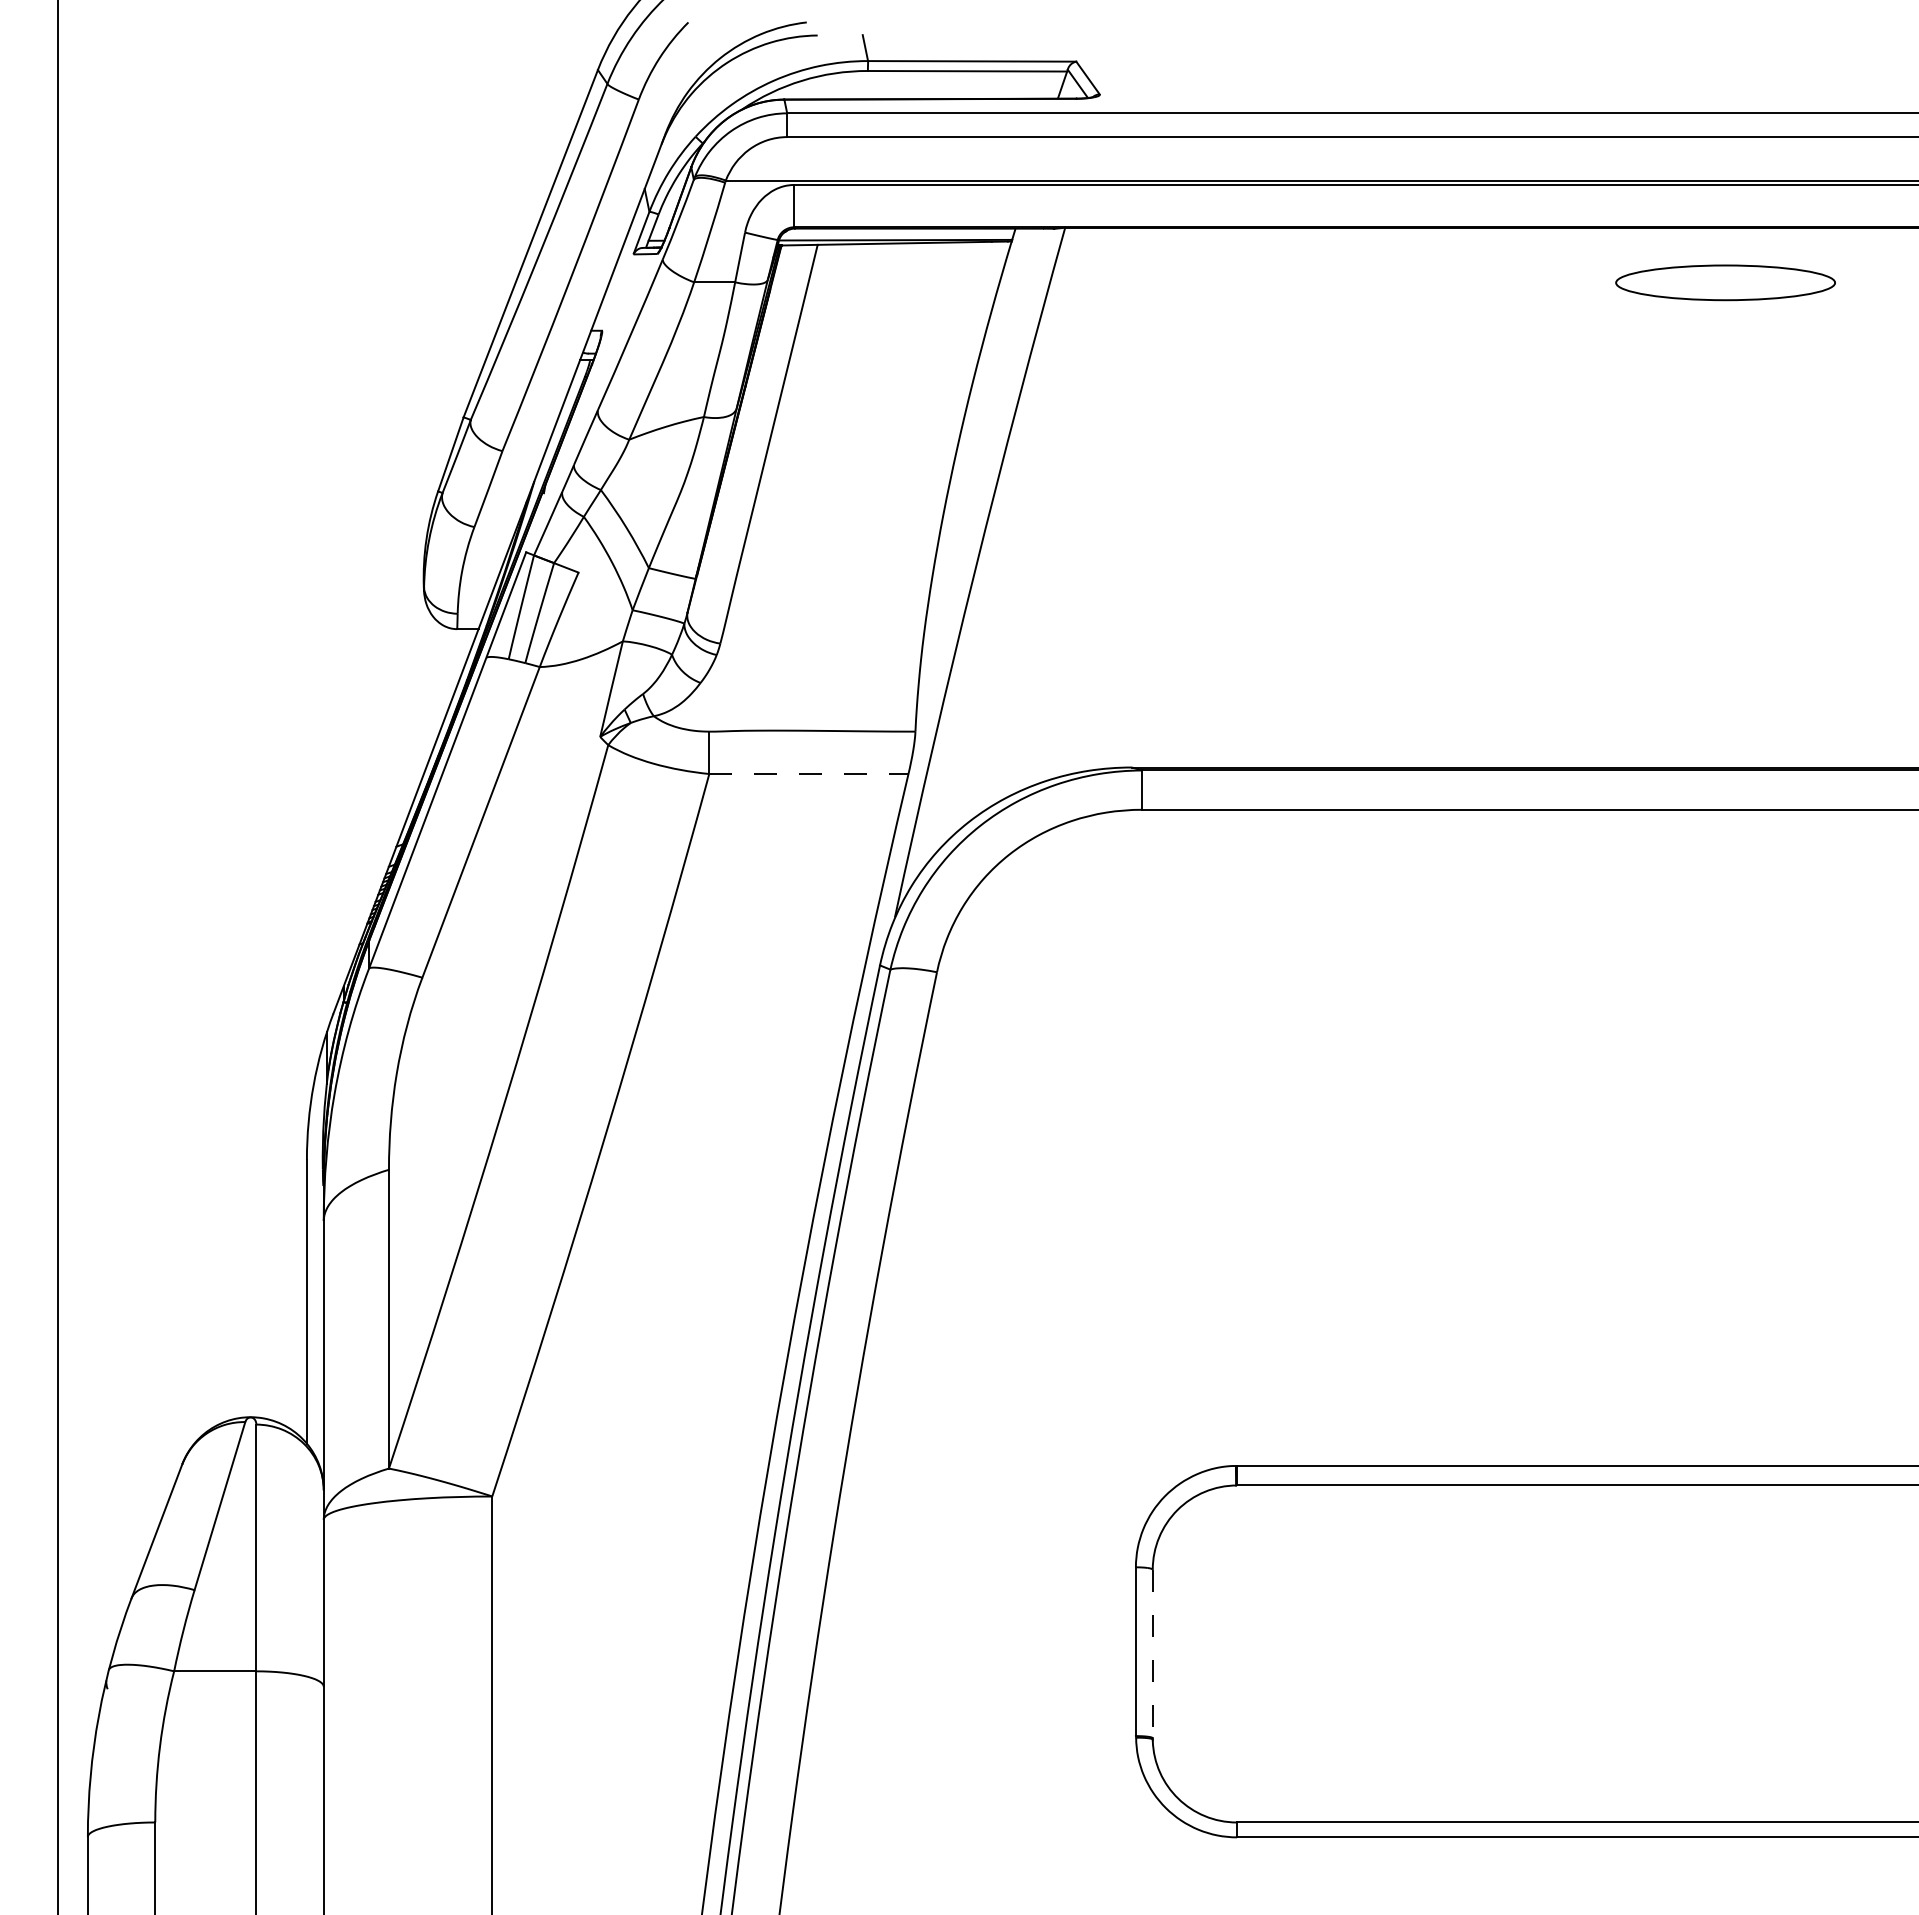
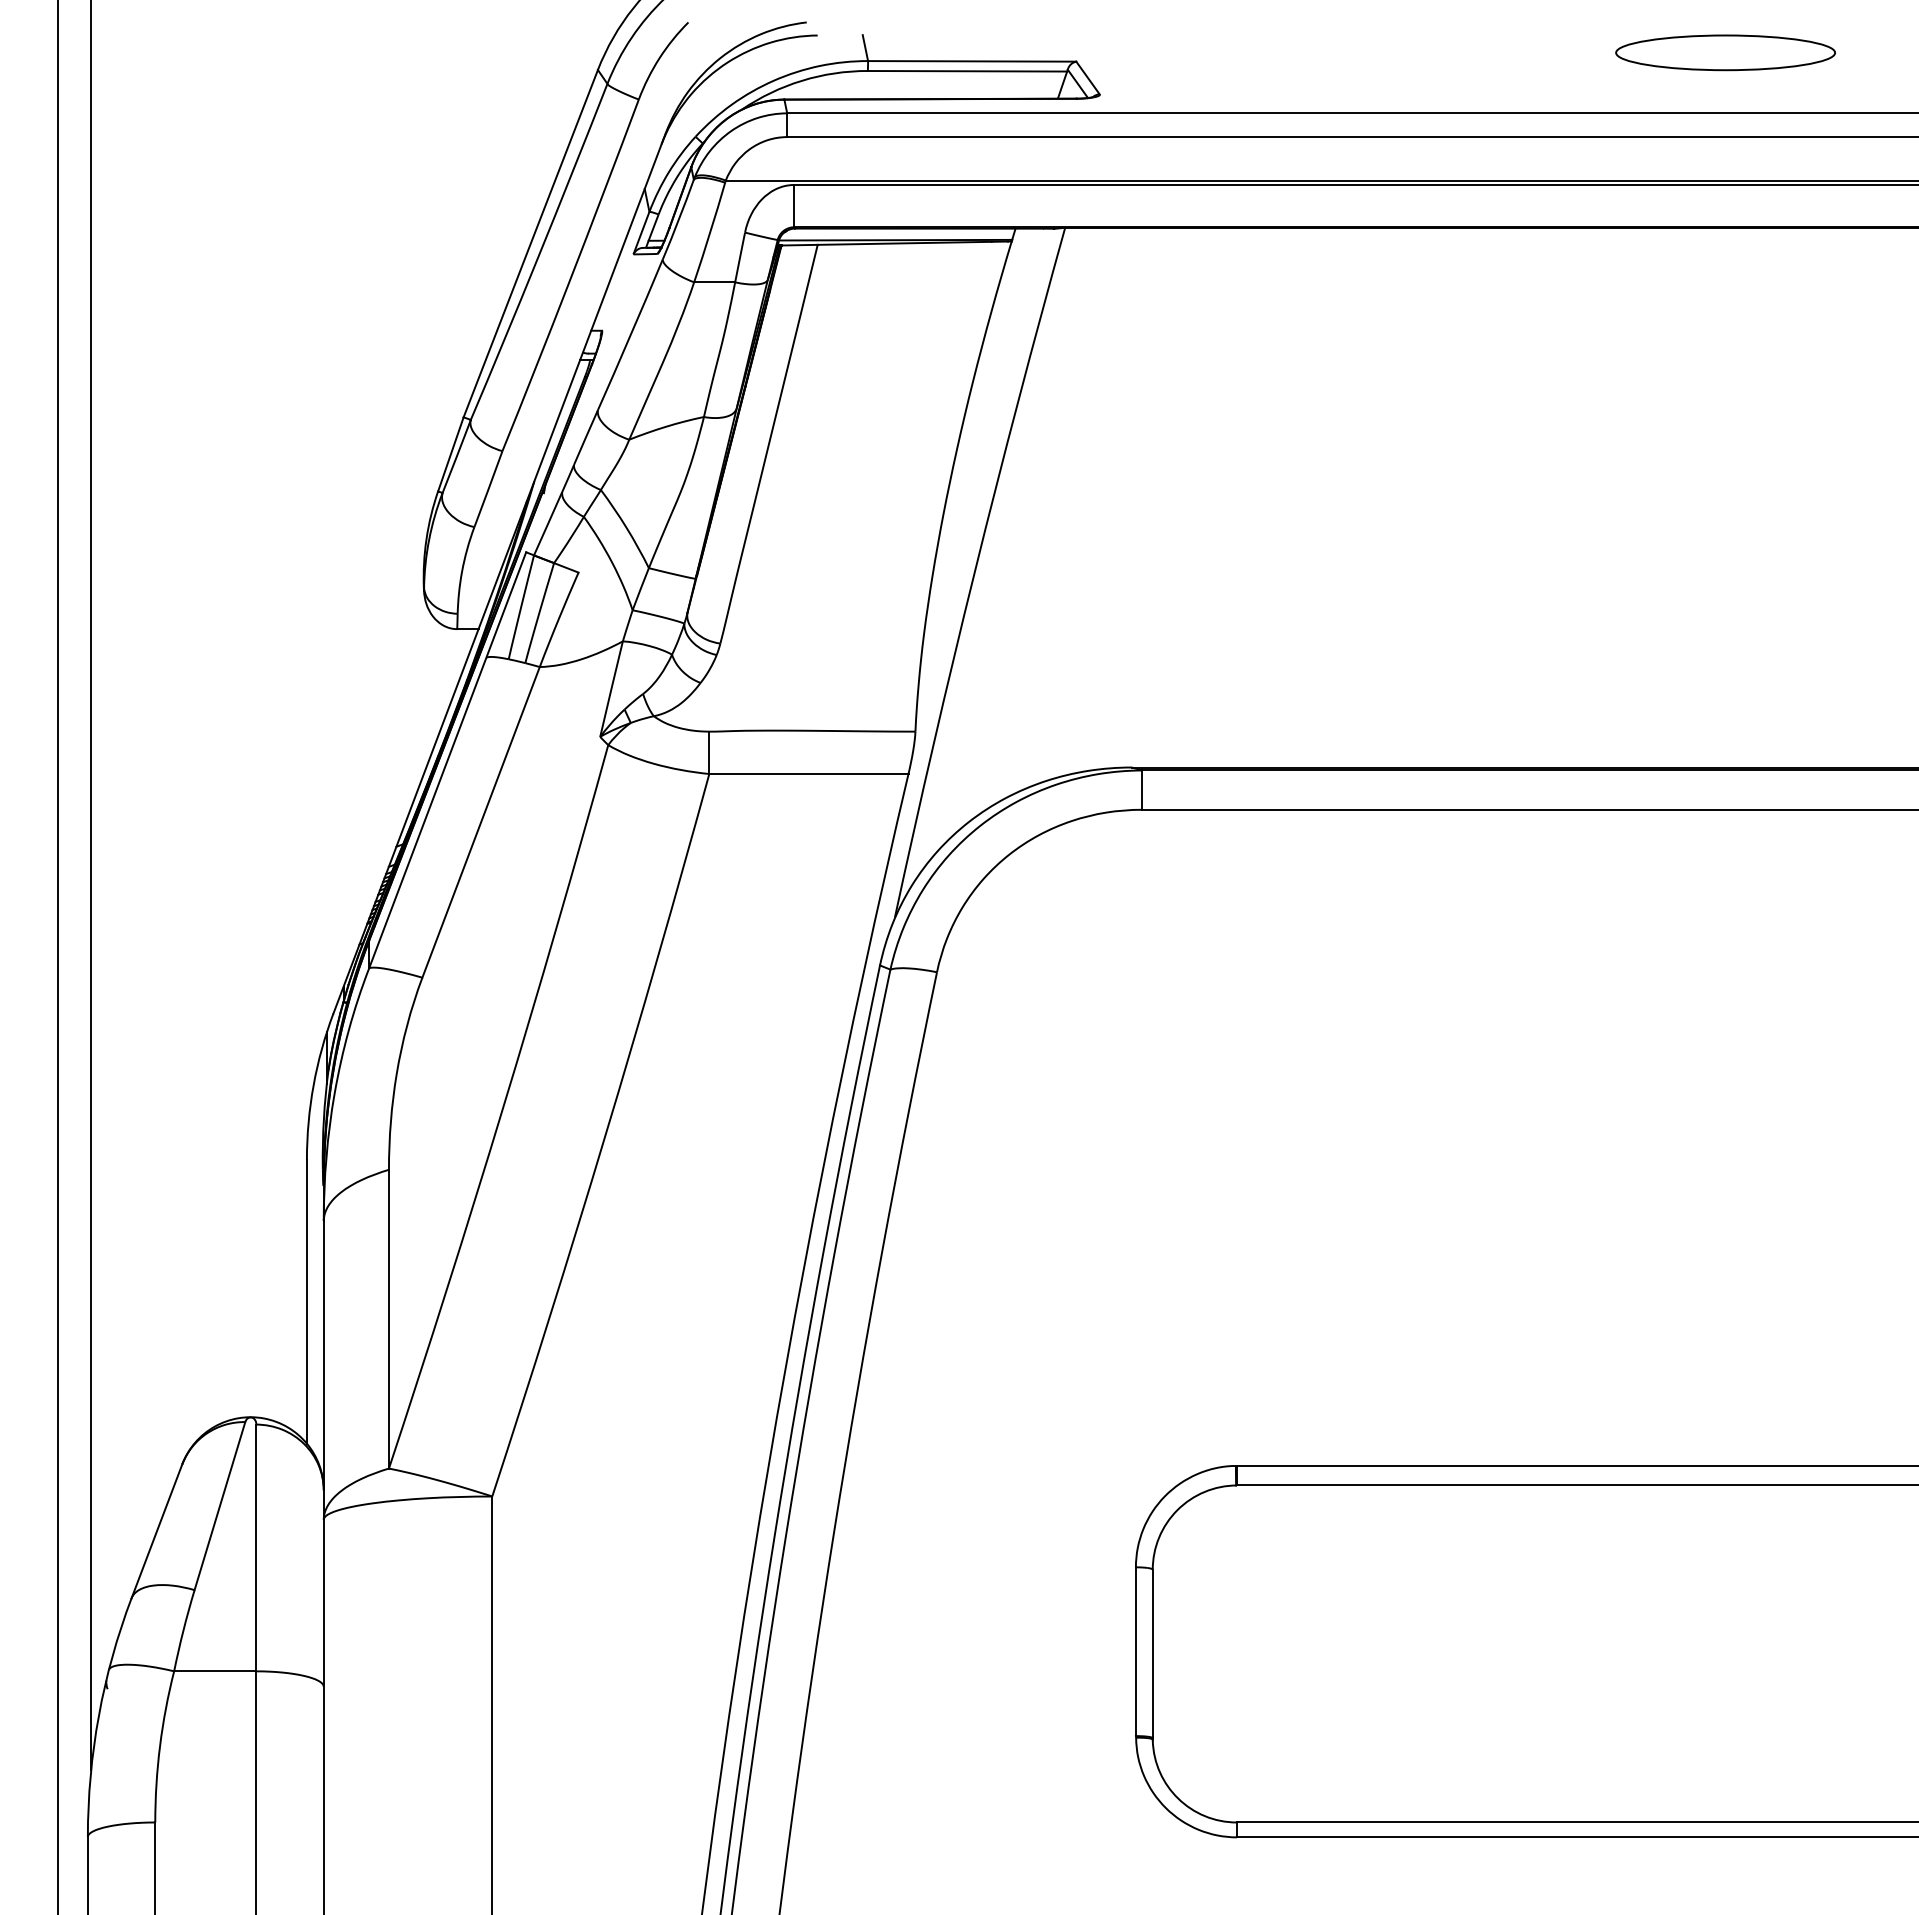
part position: (1725, 282) -> (1725, 52) (1725, 52)
line: dashed -> solid (808, 774)
line: none -> present (91, 885)
line: dashed -> solid (1152, 1654)
